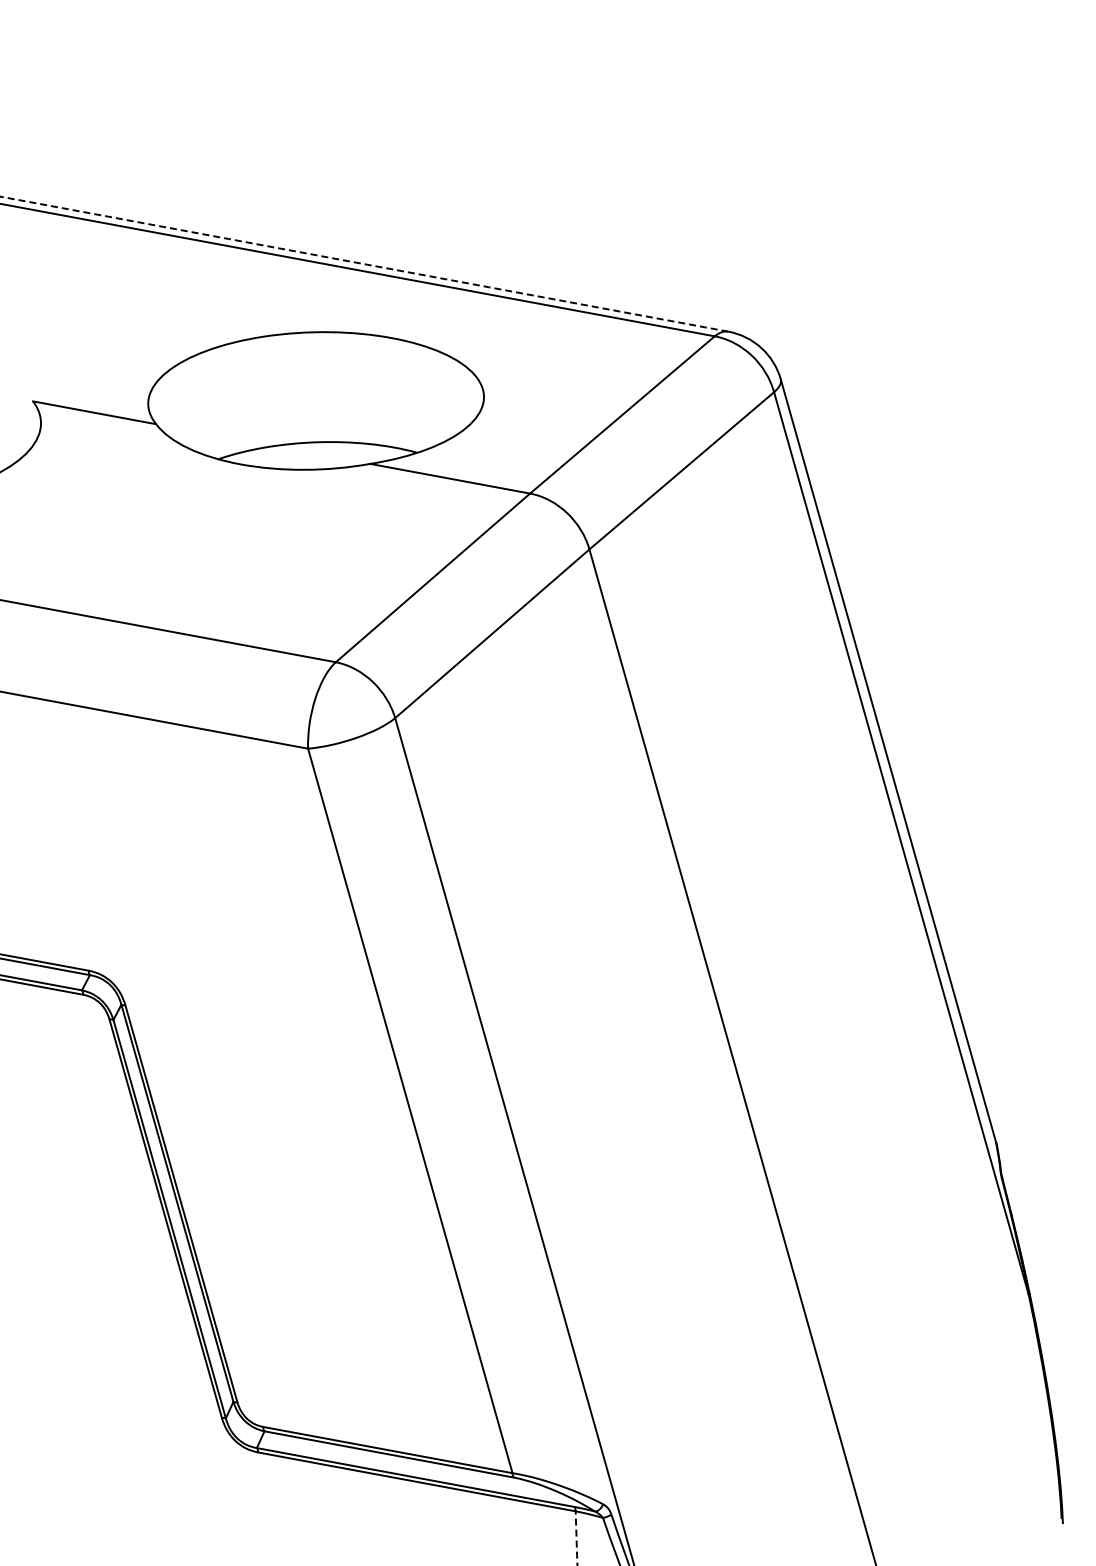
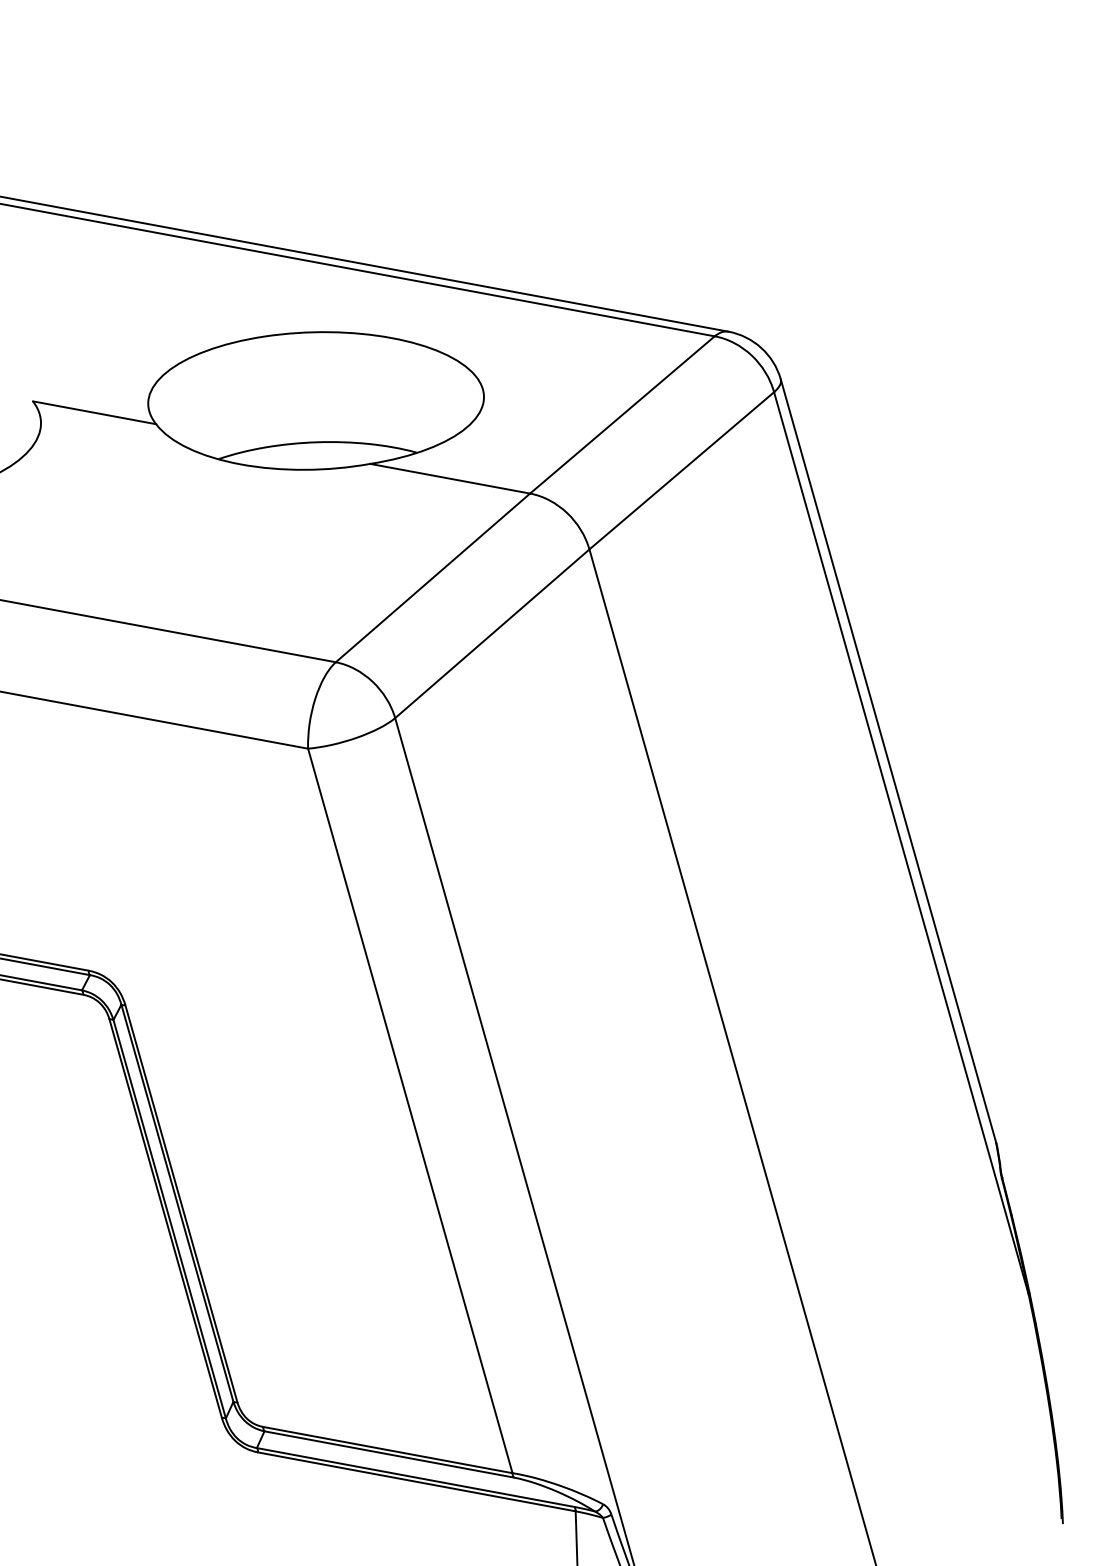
line: dashed -> solid (363, 264)
line: dashed -> solid (576, 1538)
